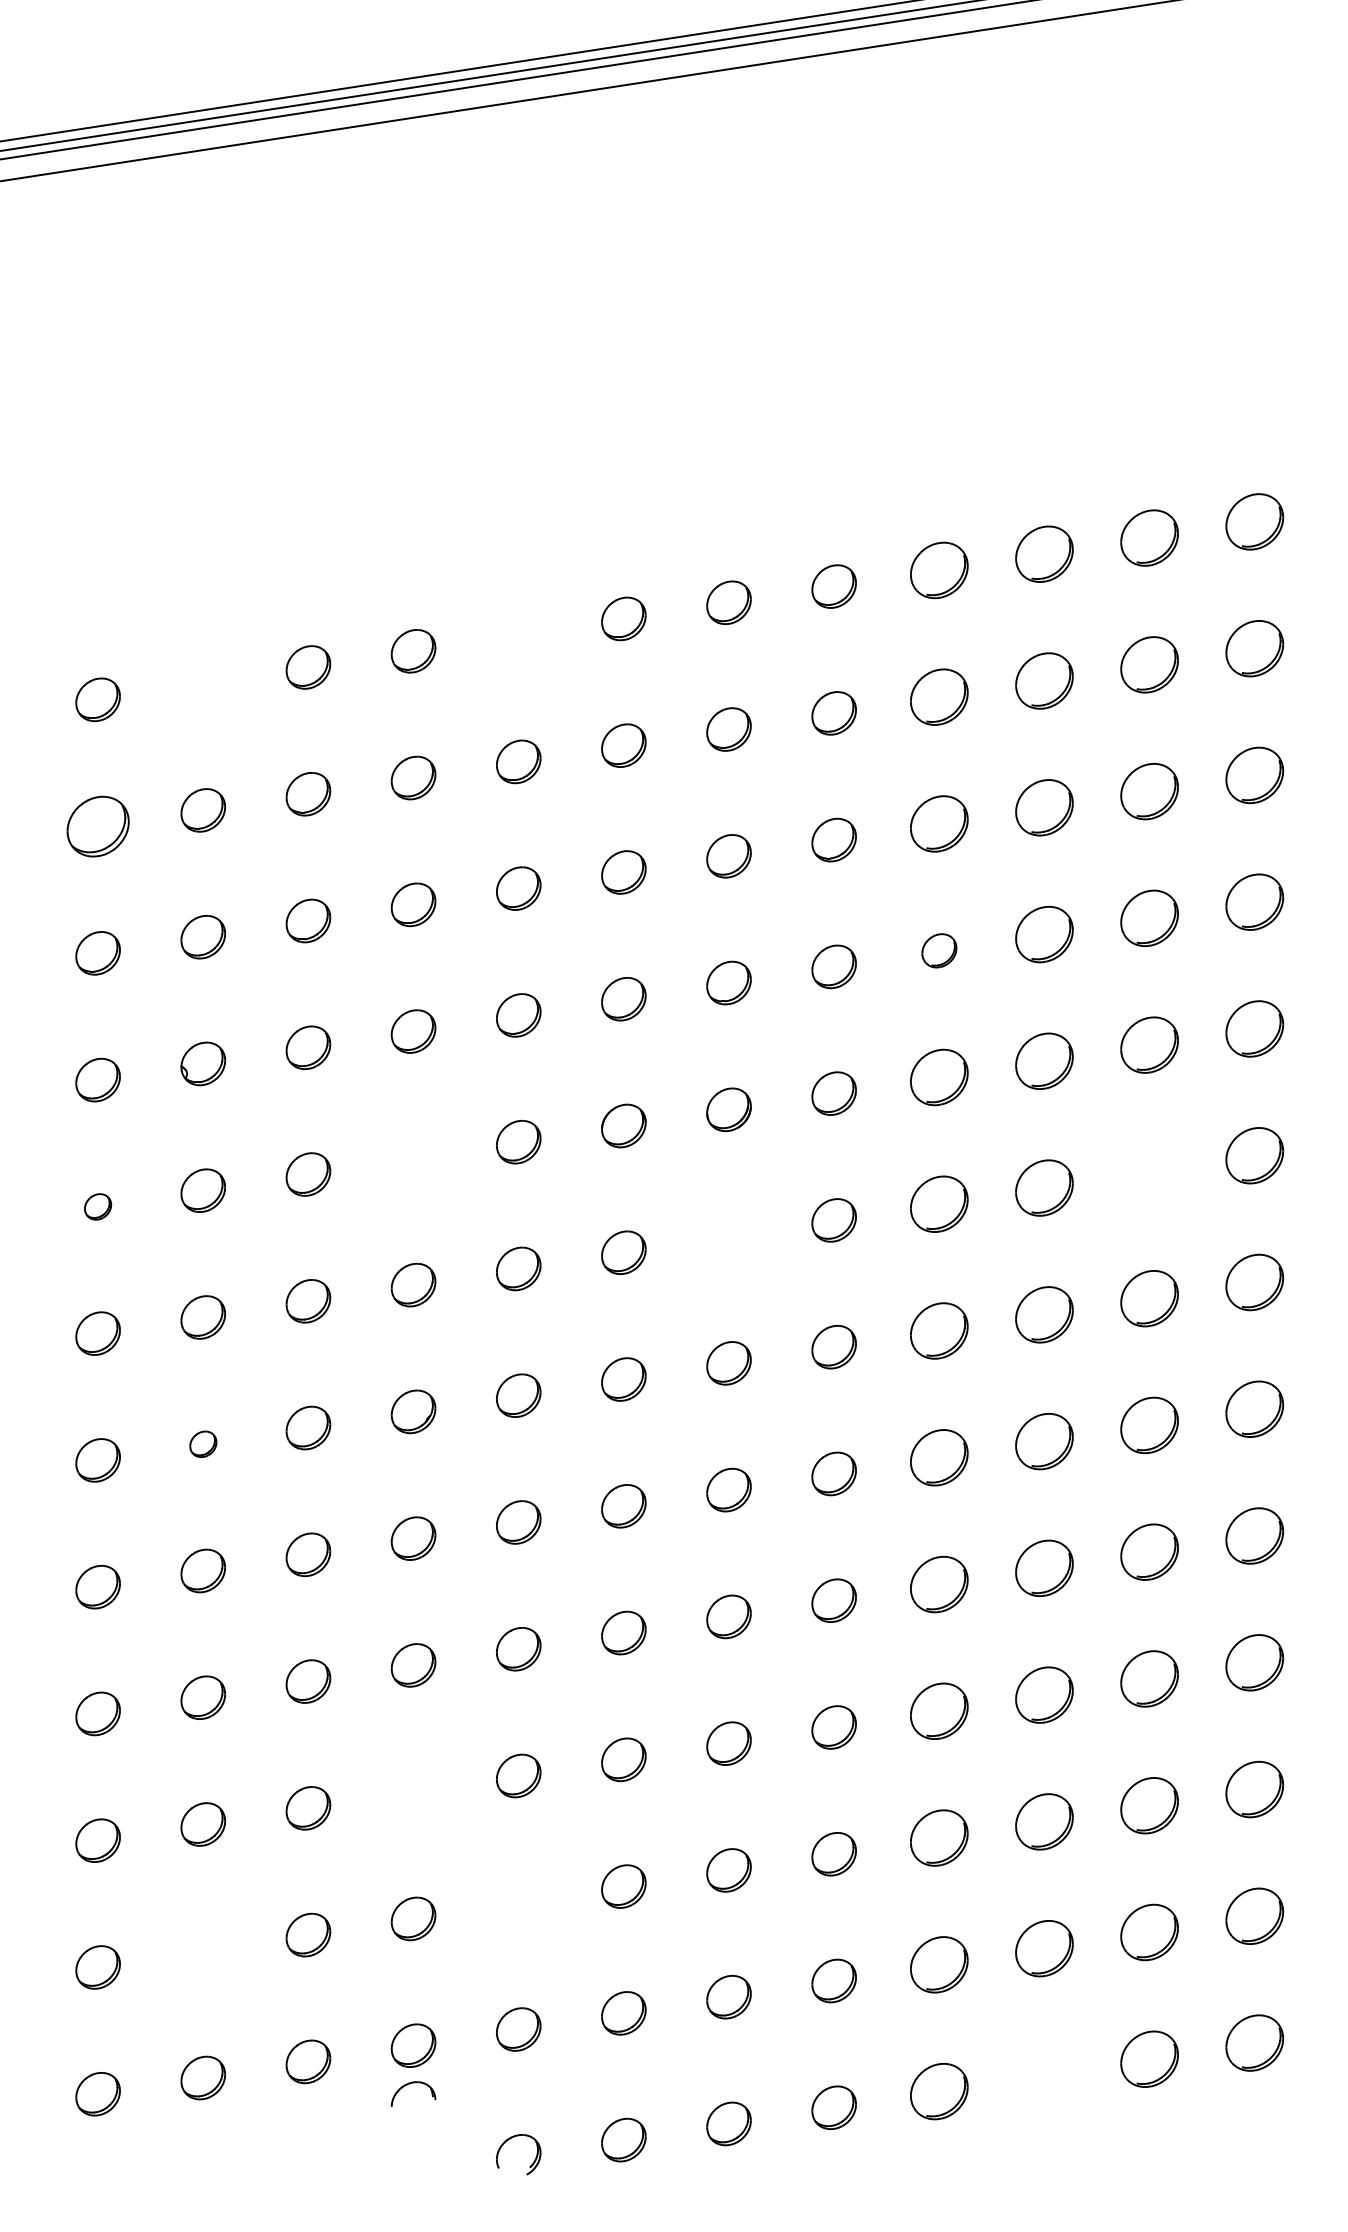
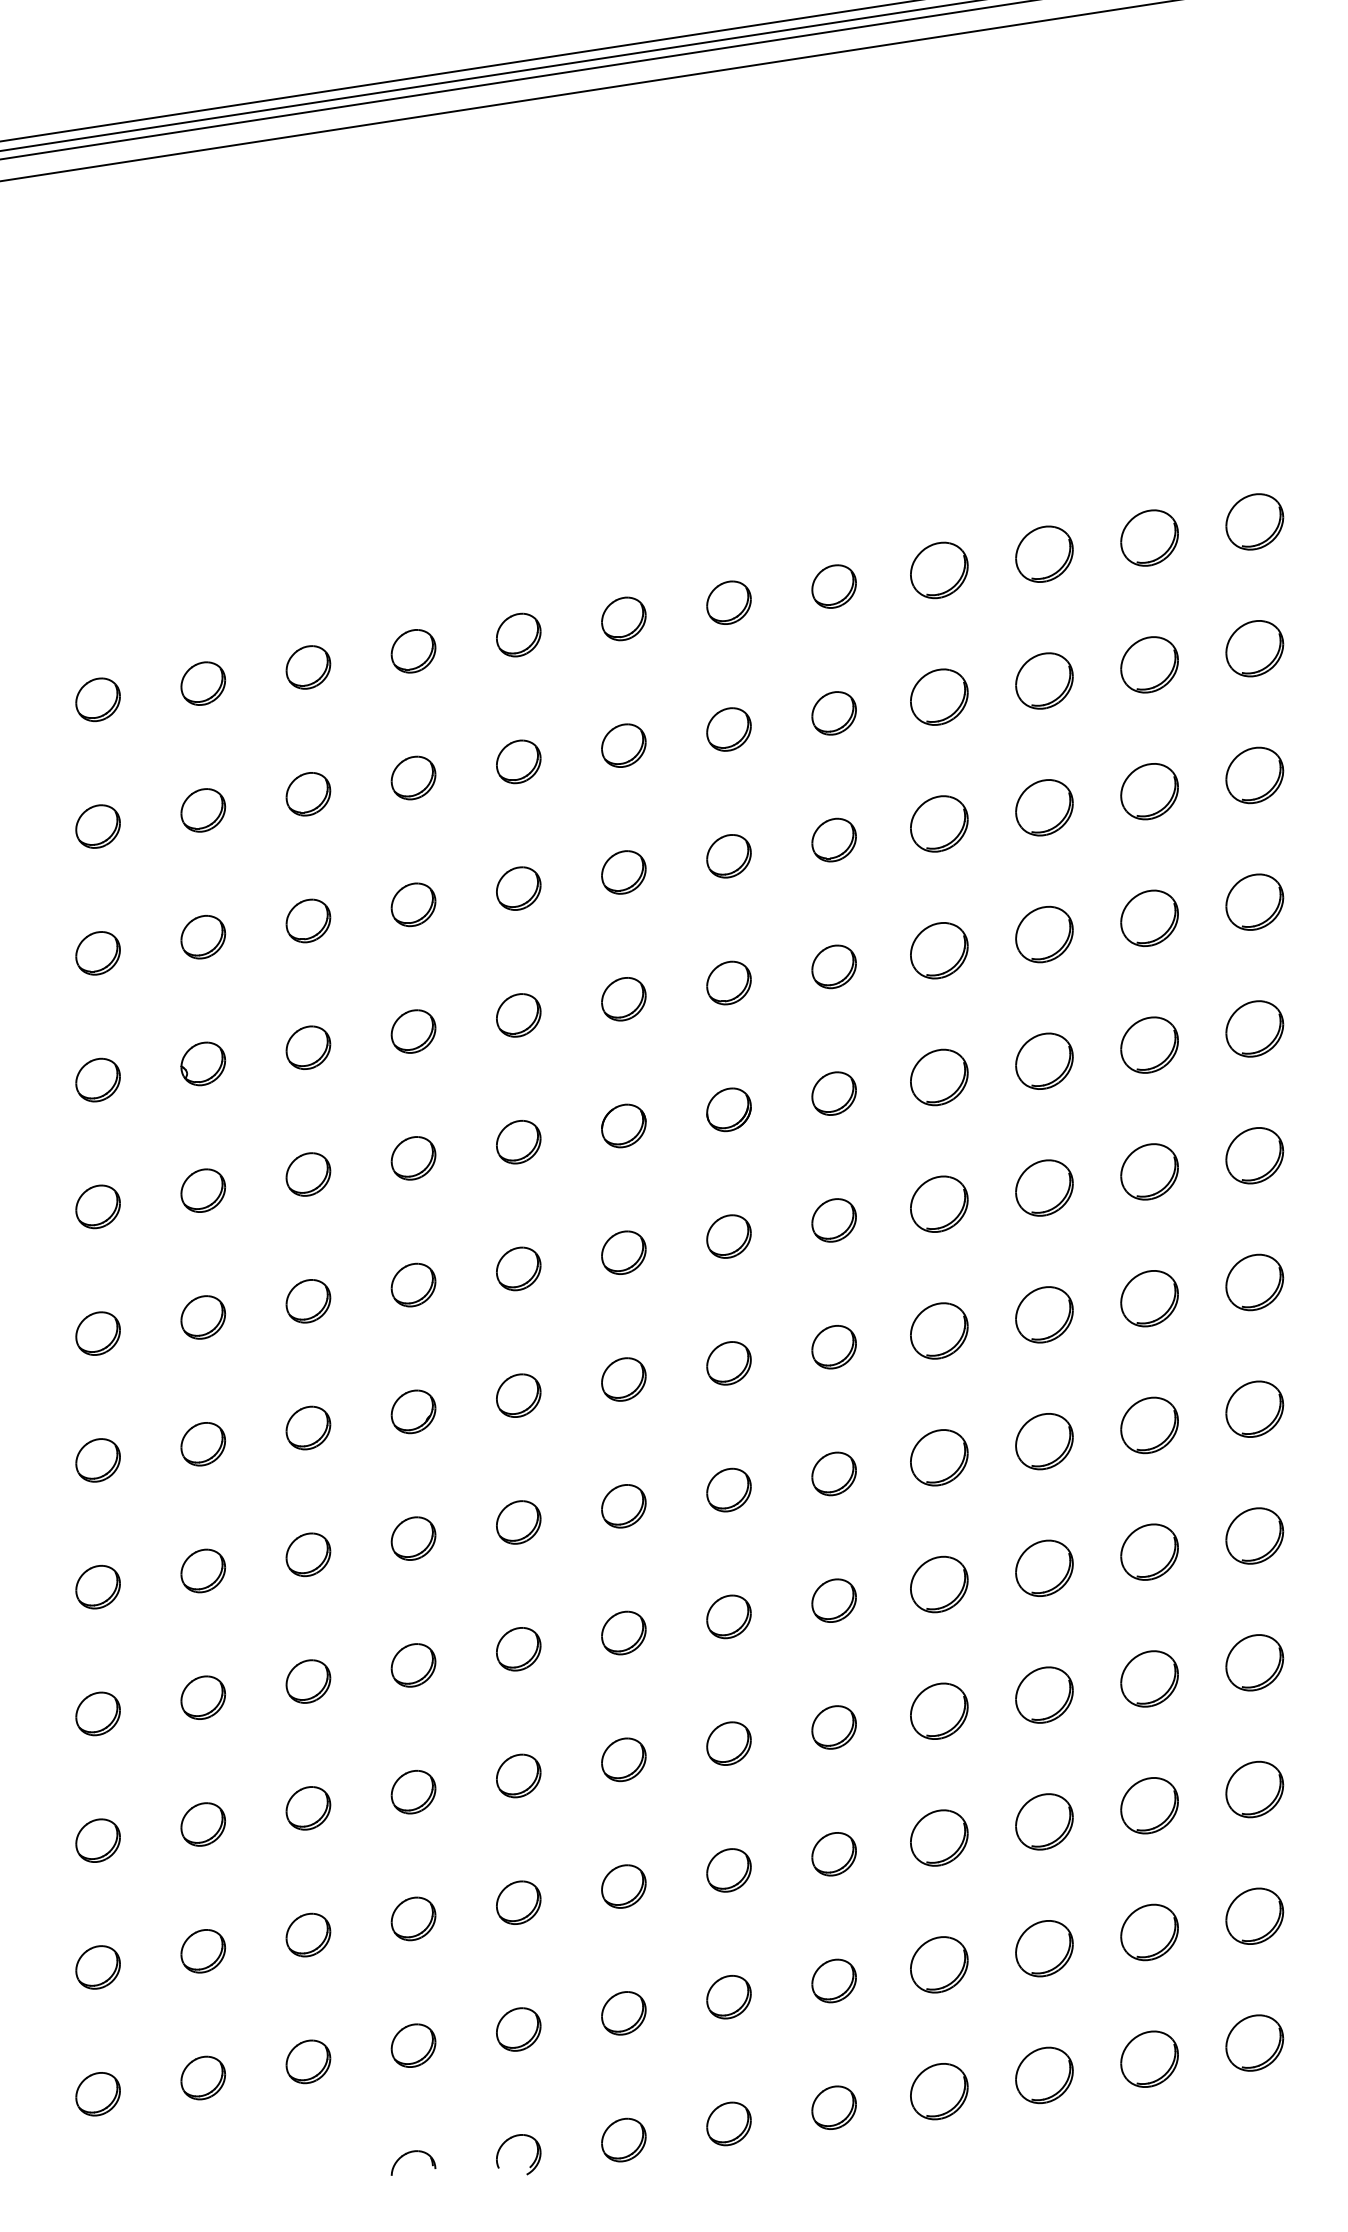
part: none -> present (518, 634)
part: none -> present (203, 683)
part size: 64x63 px -> 46x45 px (97, 826)
part size: 37x36 px -> 59x58 px (939, 950)
part: none -> present (413, 1158)
part: none -> present (1149, 1171)
part size: 29x28 px -> 46x46 px (97, 1206)
part: none -> present (728, 1236)
part size: 29x28 px -> 47x45 px (203, 1444)
part: none -> present (413, 1792)
part: none -> present (518, 1902)
part: none -> present (203, 1951)
part: none -> present (1044, 2075)
part position: (409, 2084) -> (409, 2153) (409, 2153)
